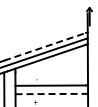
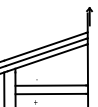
line: dashed -> solid (45, 46)
line: dashed -> solid (51, 94)
